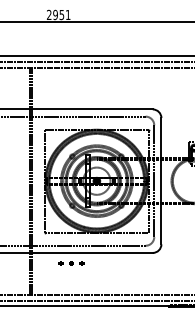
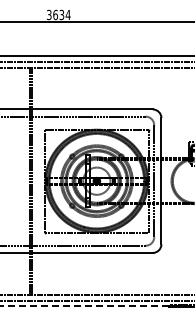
text: 2951 -> 3634 (58, 14)
part: present -> none (71, 263)
line: solid -> dashed (97, 306)
